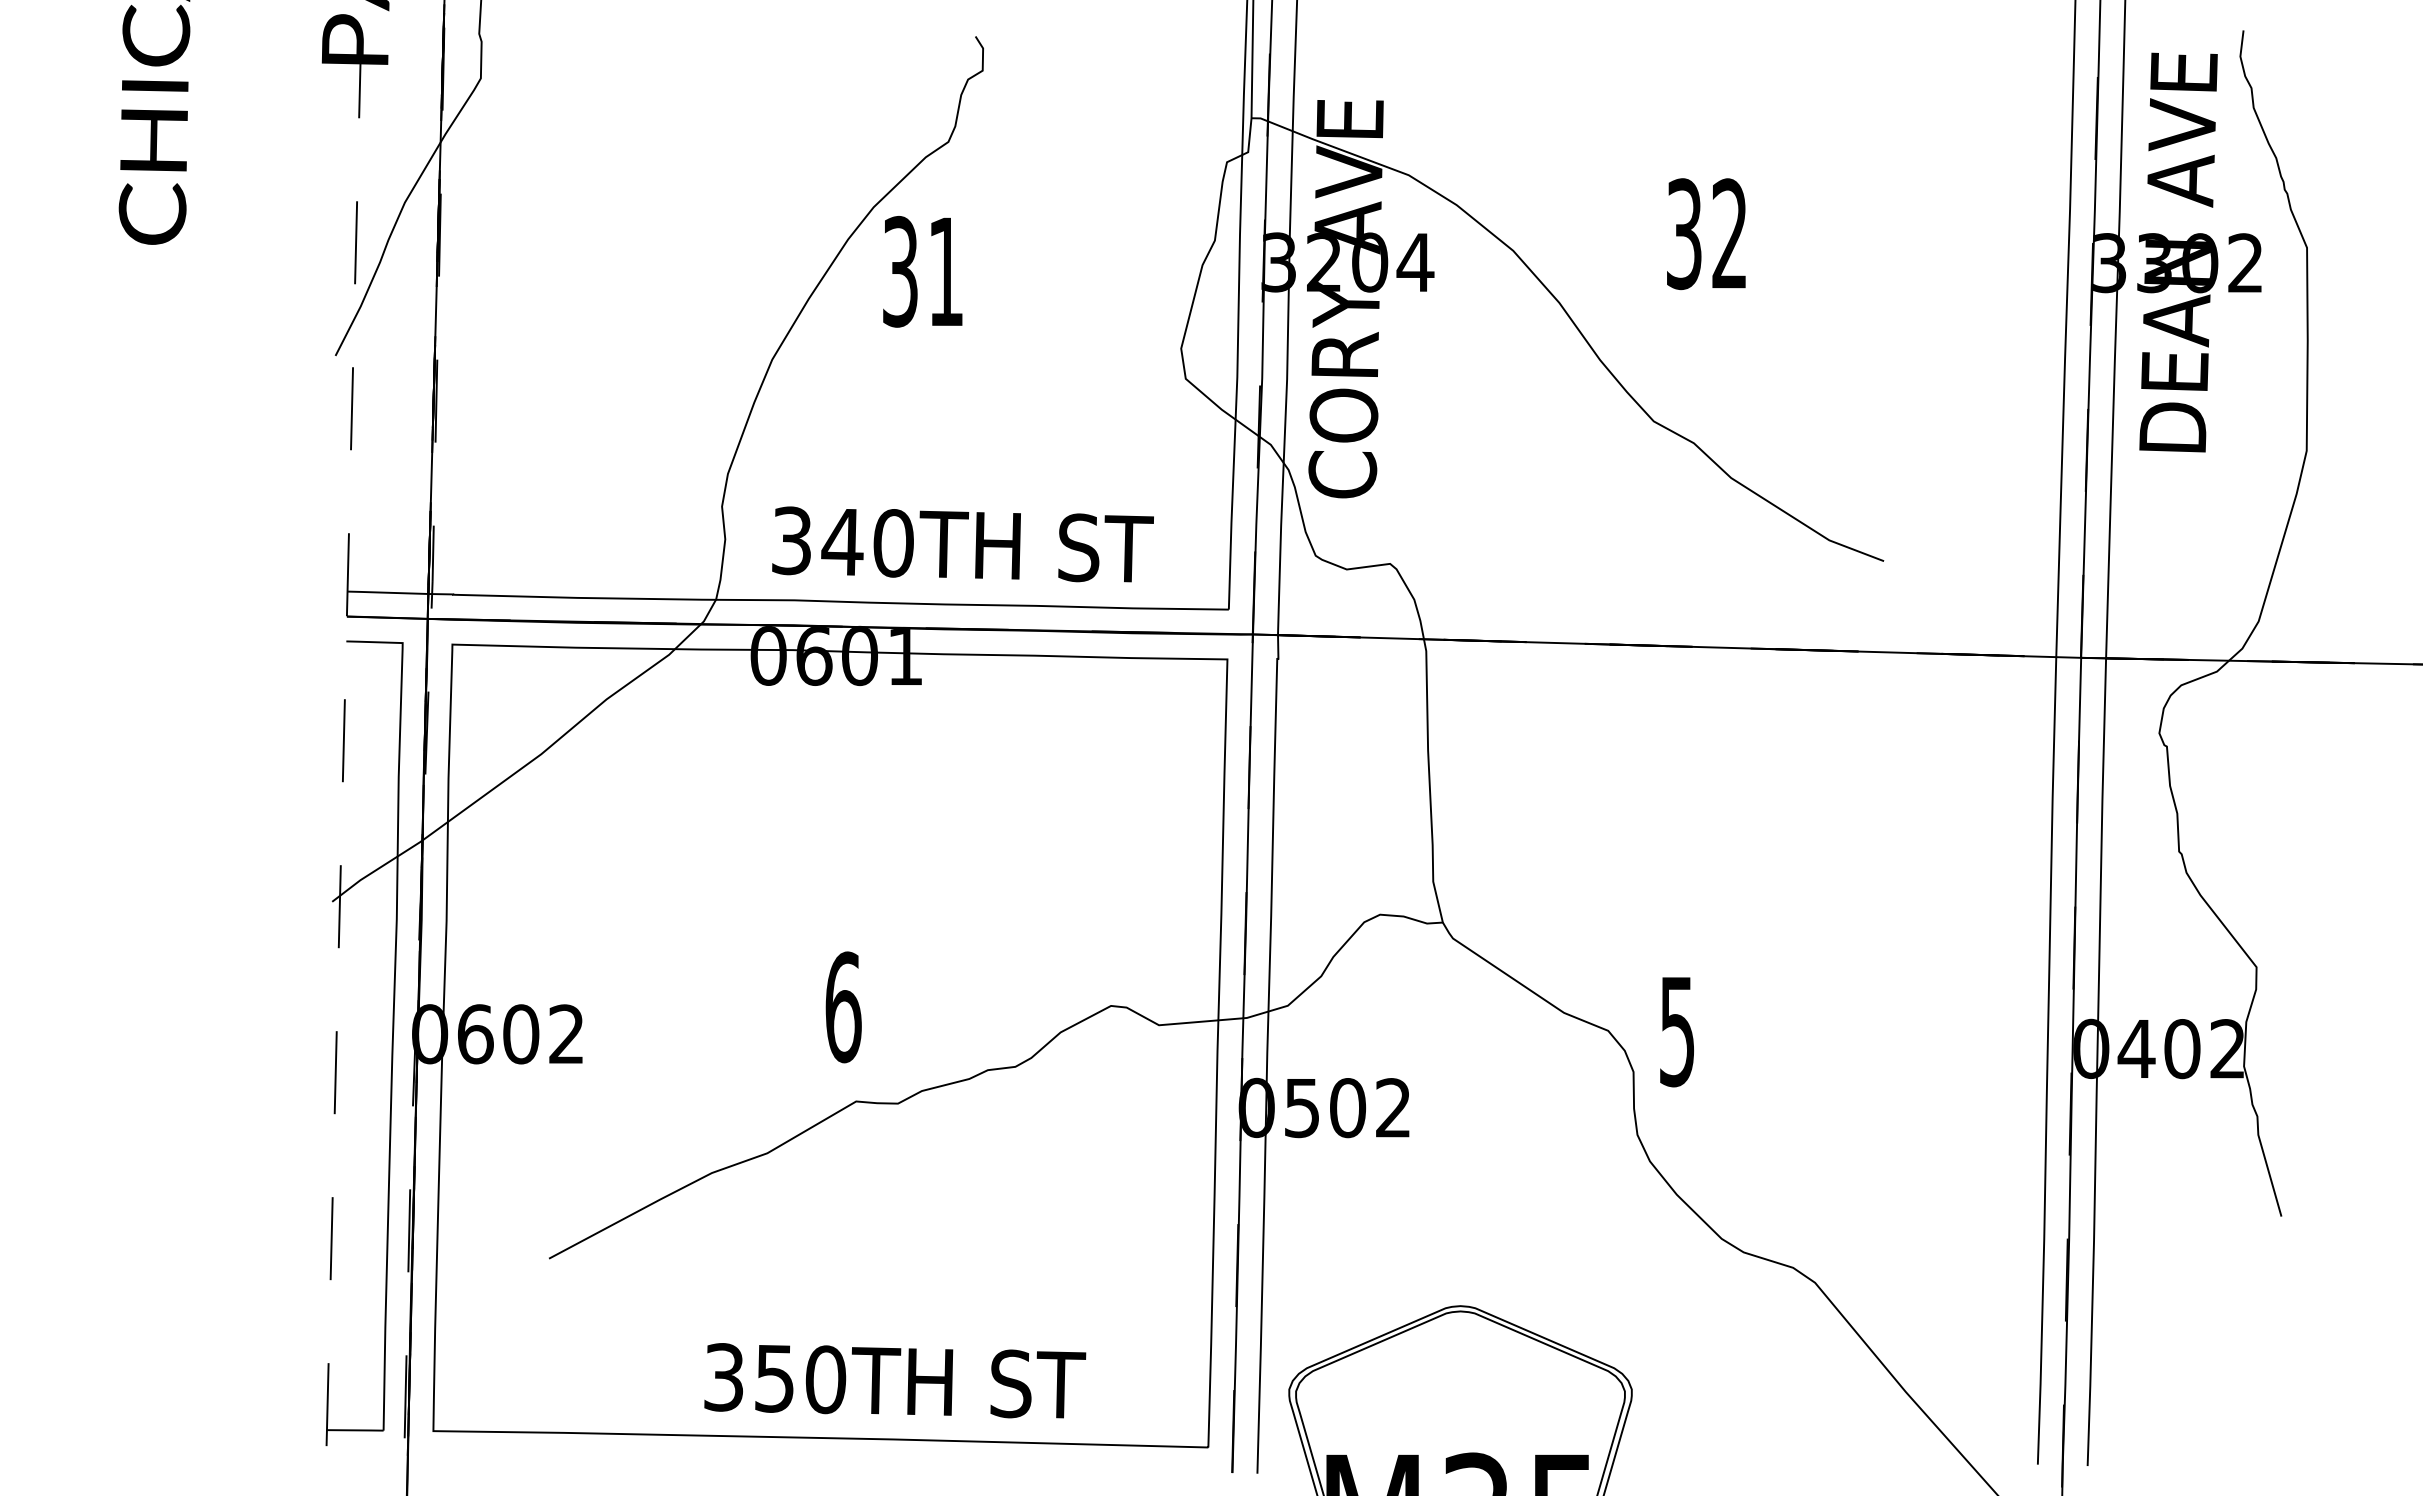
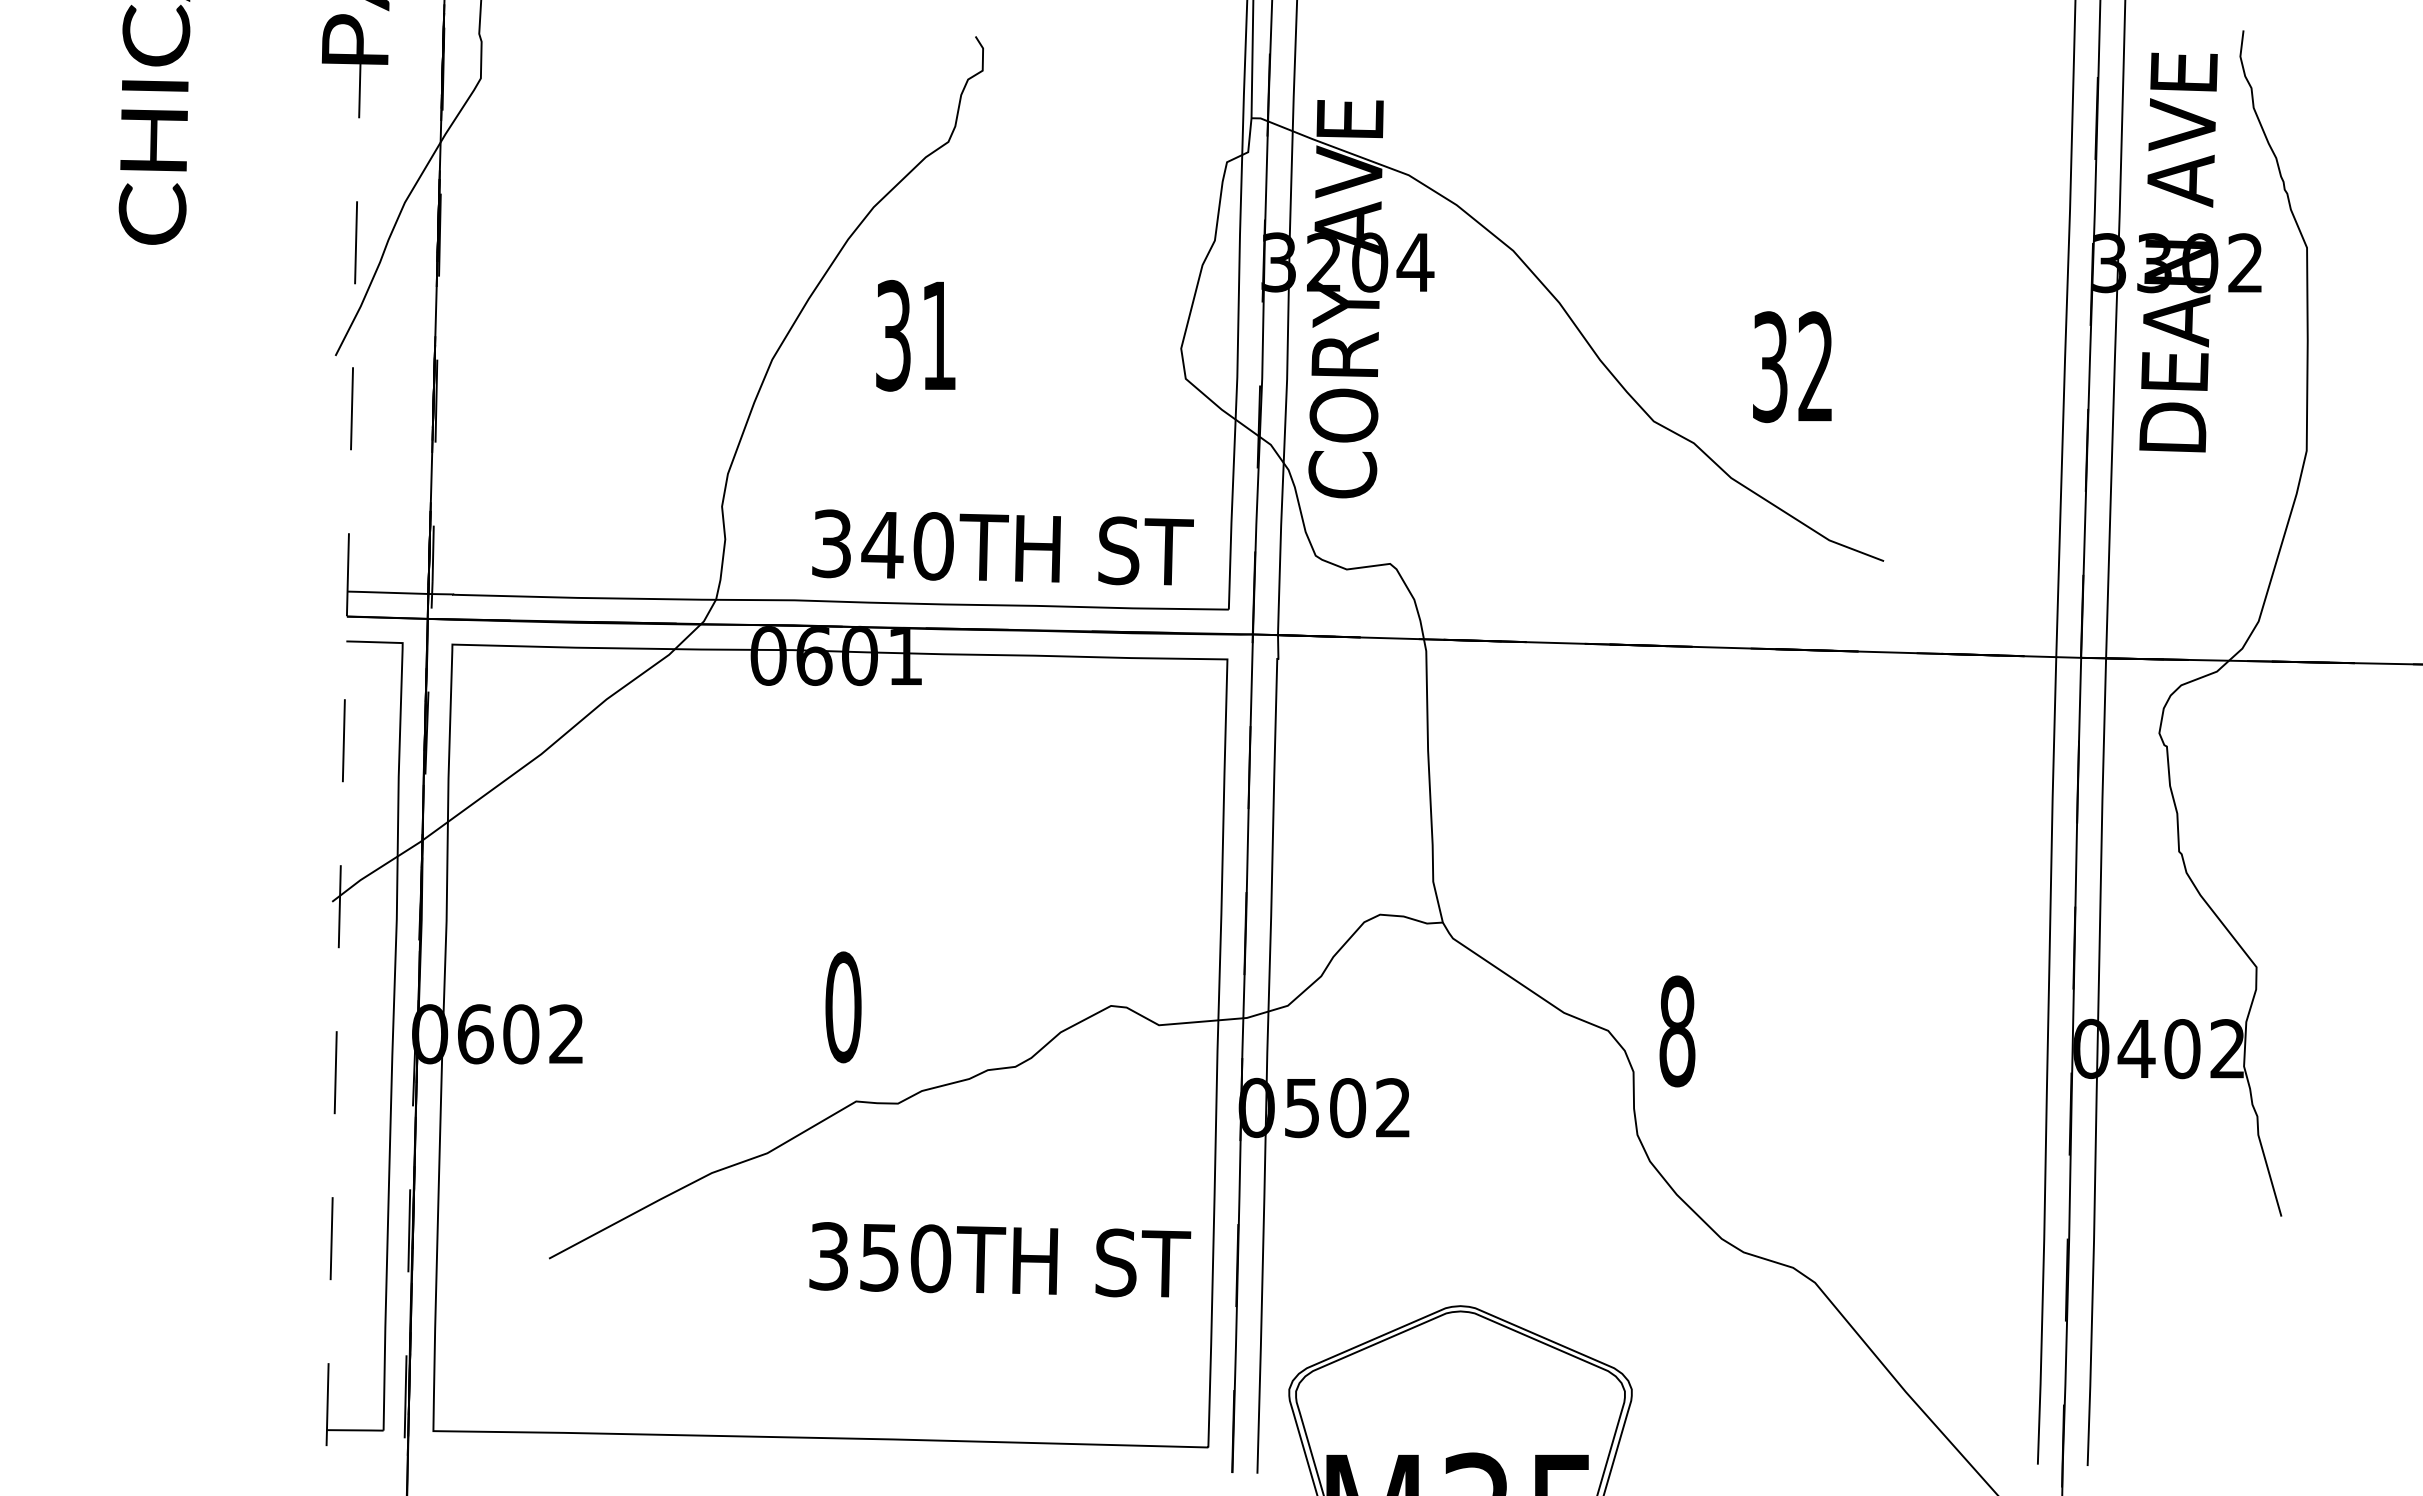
text position: (1706, 234) -> (1792, 367) (1792, 367)
text position: (922, 271) -> (915, 335) (915, 335)
text position: (962, 544) -> (1002, 547) (1002, 547)
text: 6 -> 0 (843, 1007)
text: 5 -> 8 (1677, 1031)
text position: (895, 1380) -> (1000, 1259) (1000, 1259)
